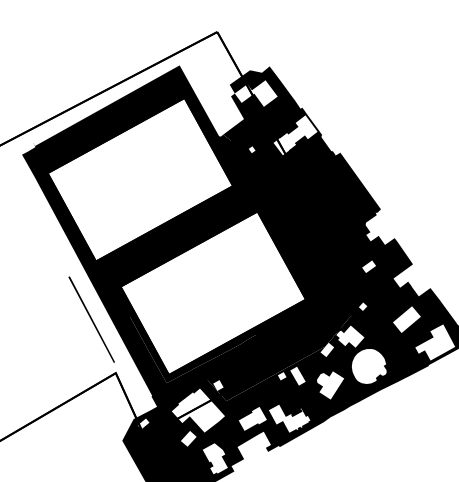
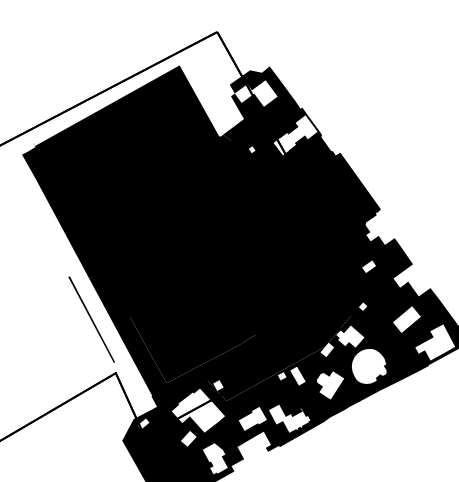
fill: none -> present (140, 179)
fill: none -> present (213, 293)
